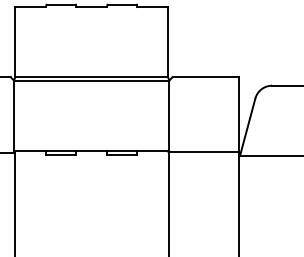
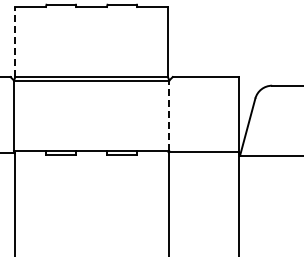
line: solid -> dashed (15, 41)
line: solid -> dashed (169, 115)
